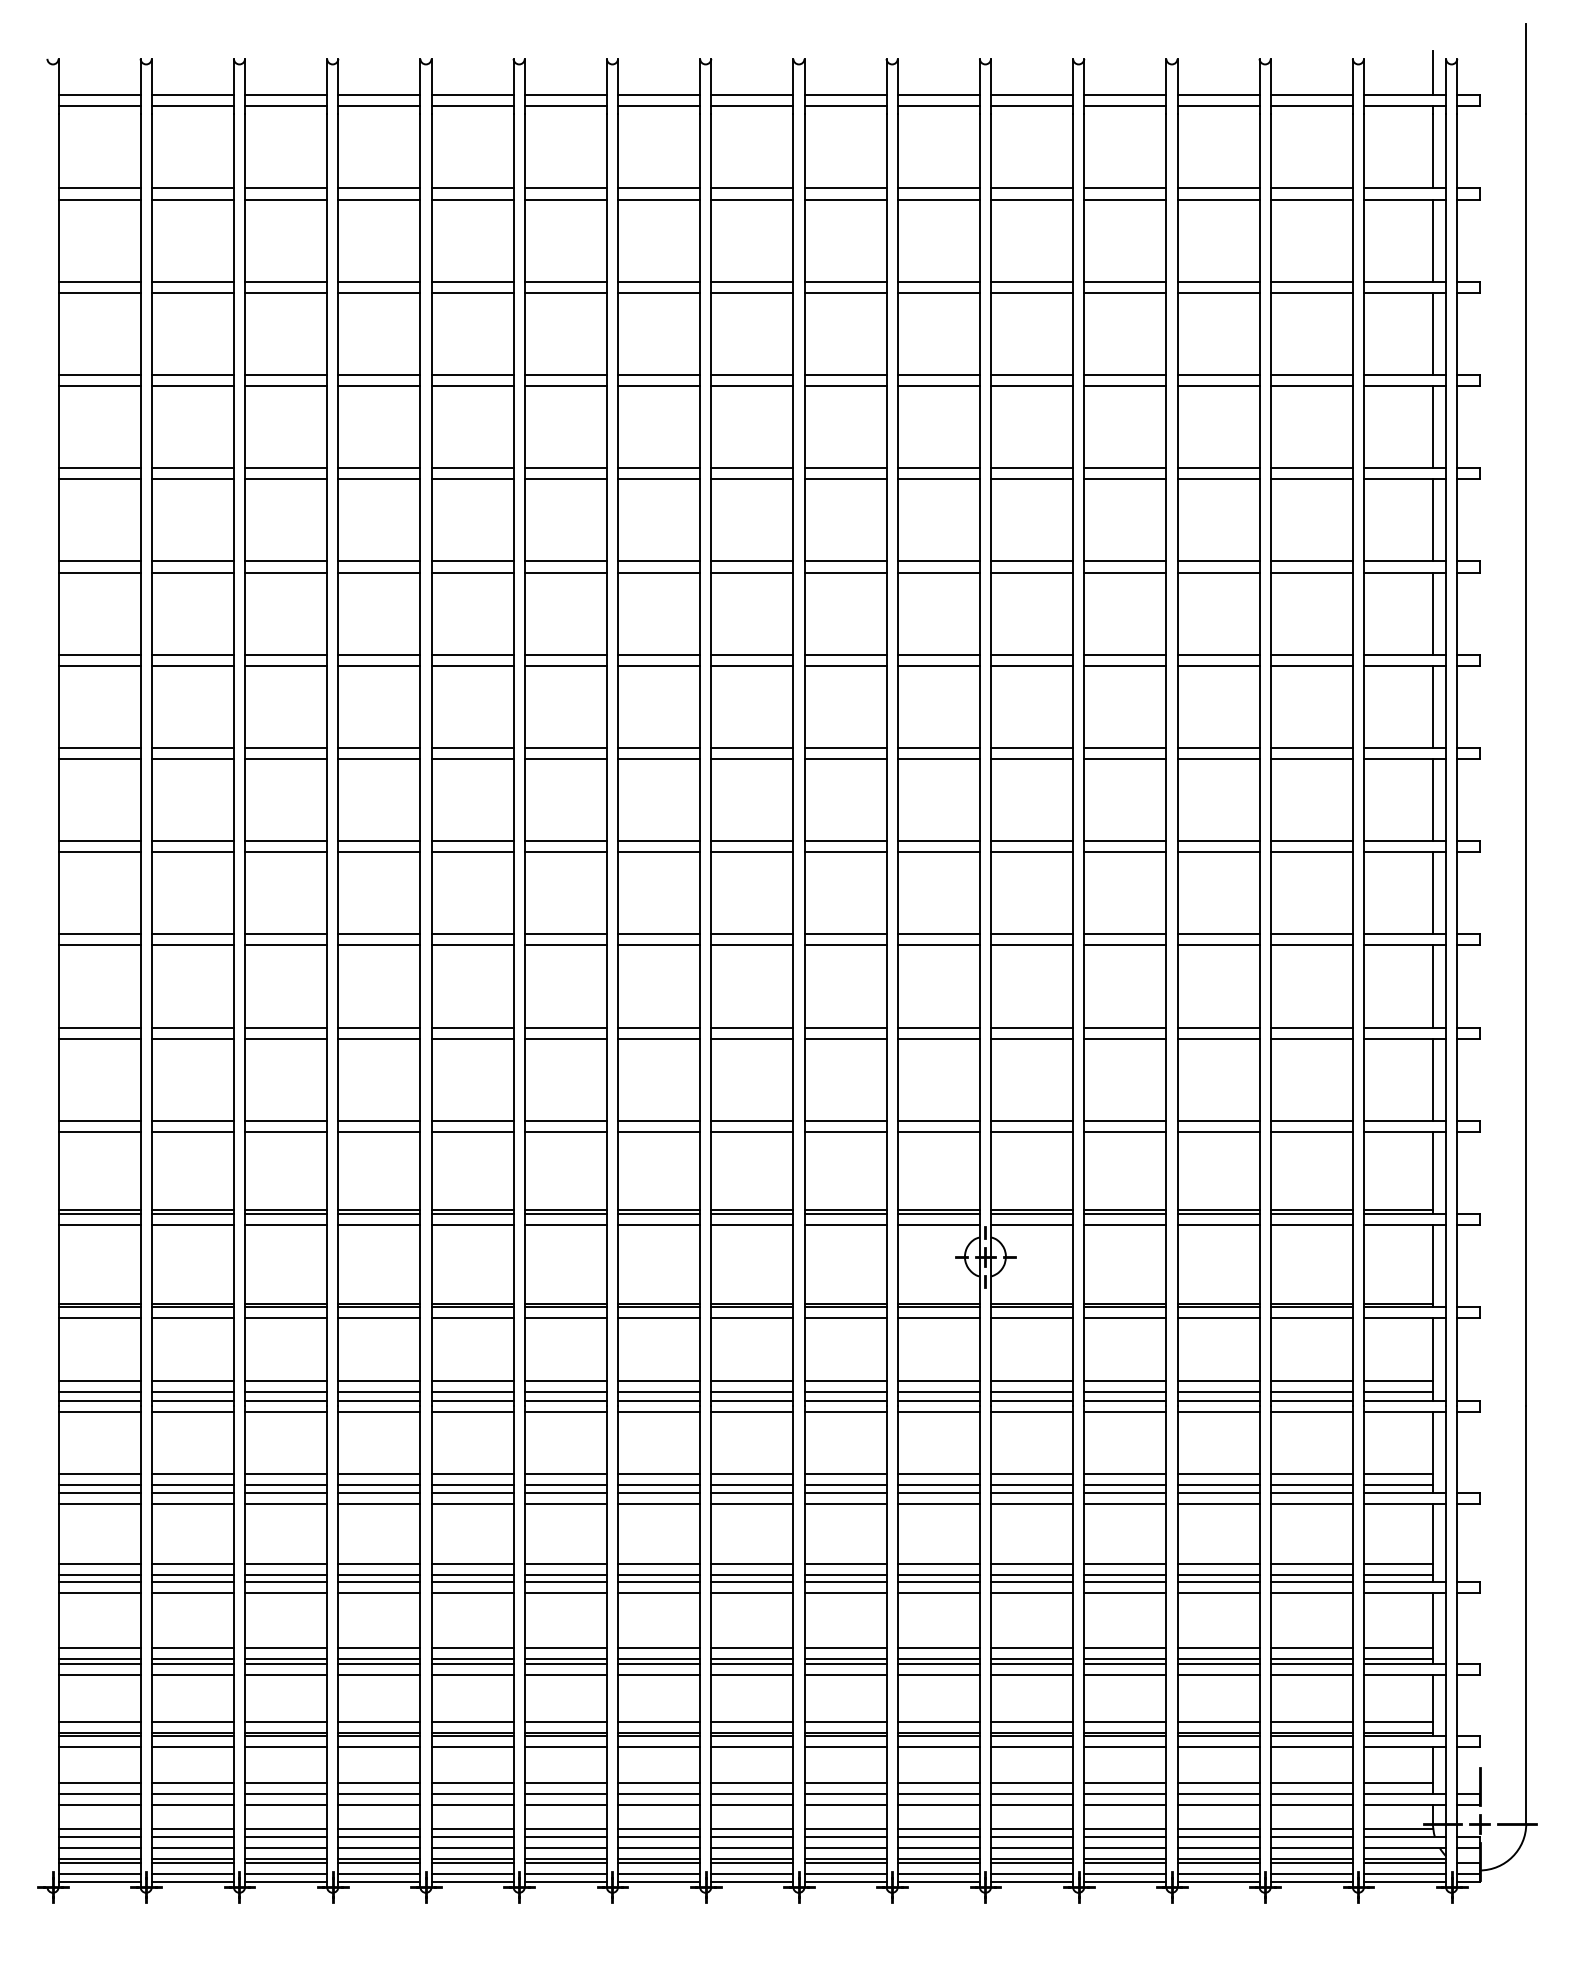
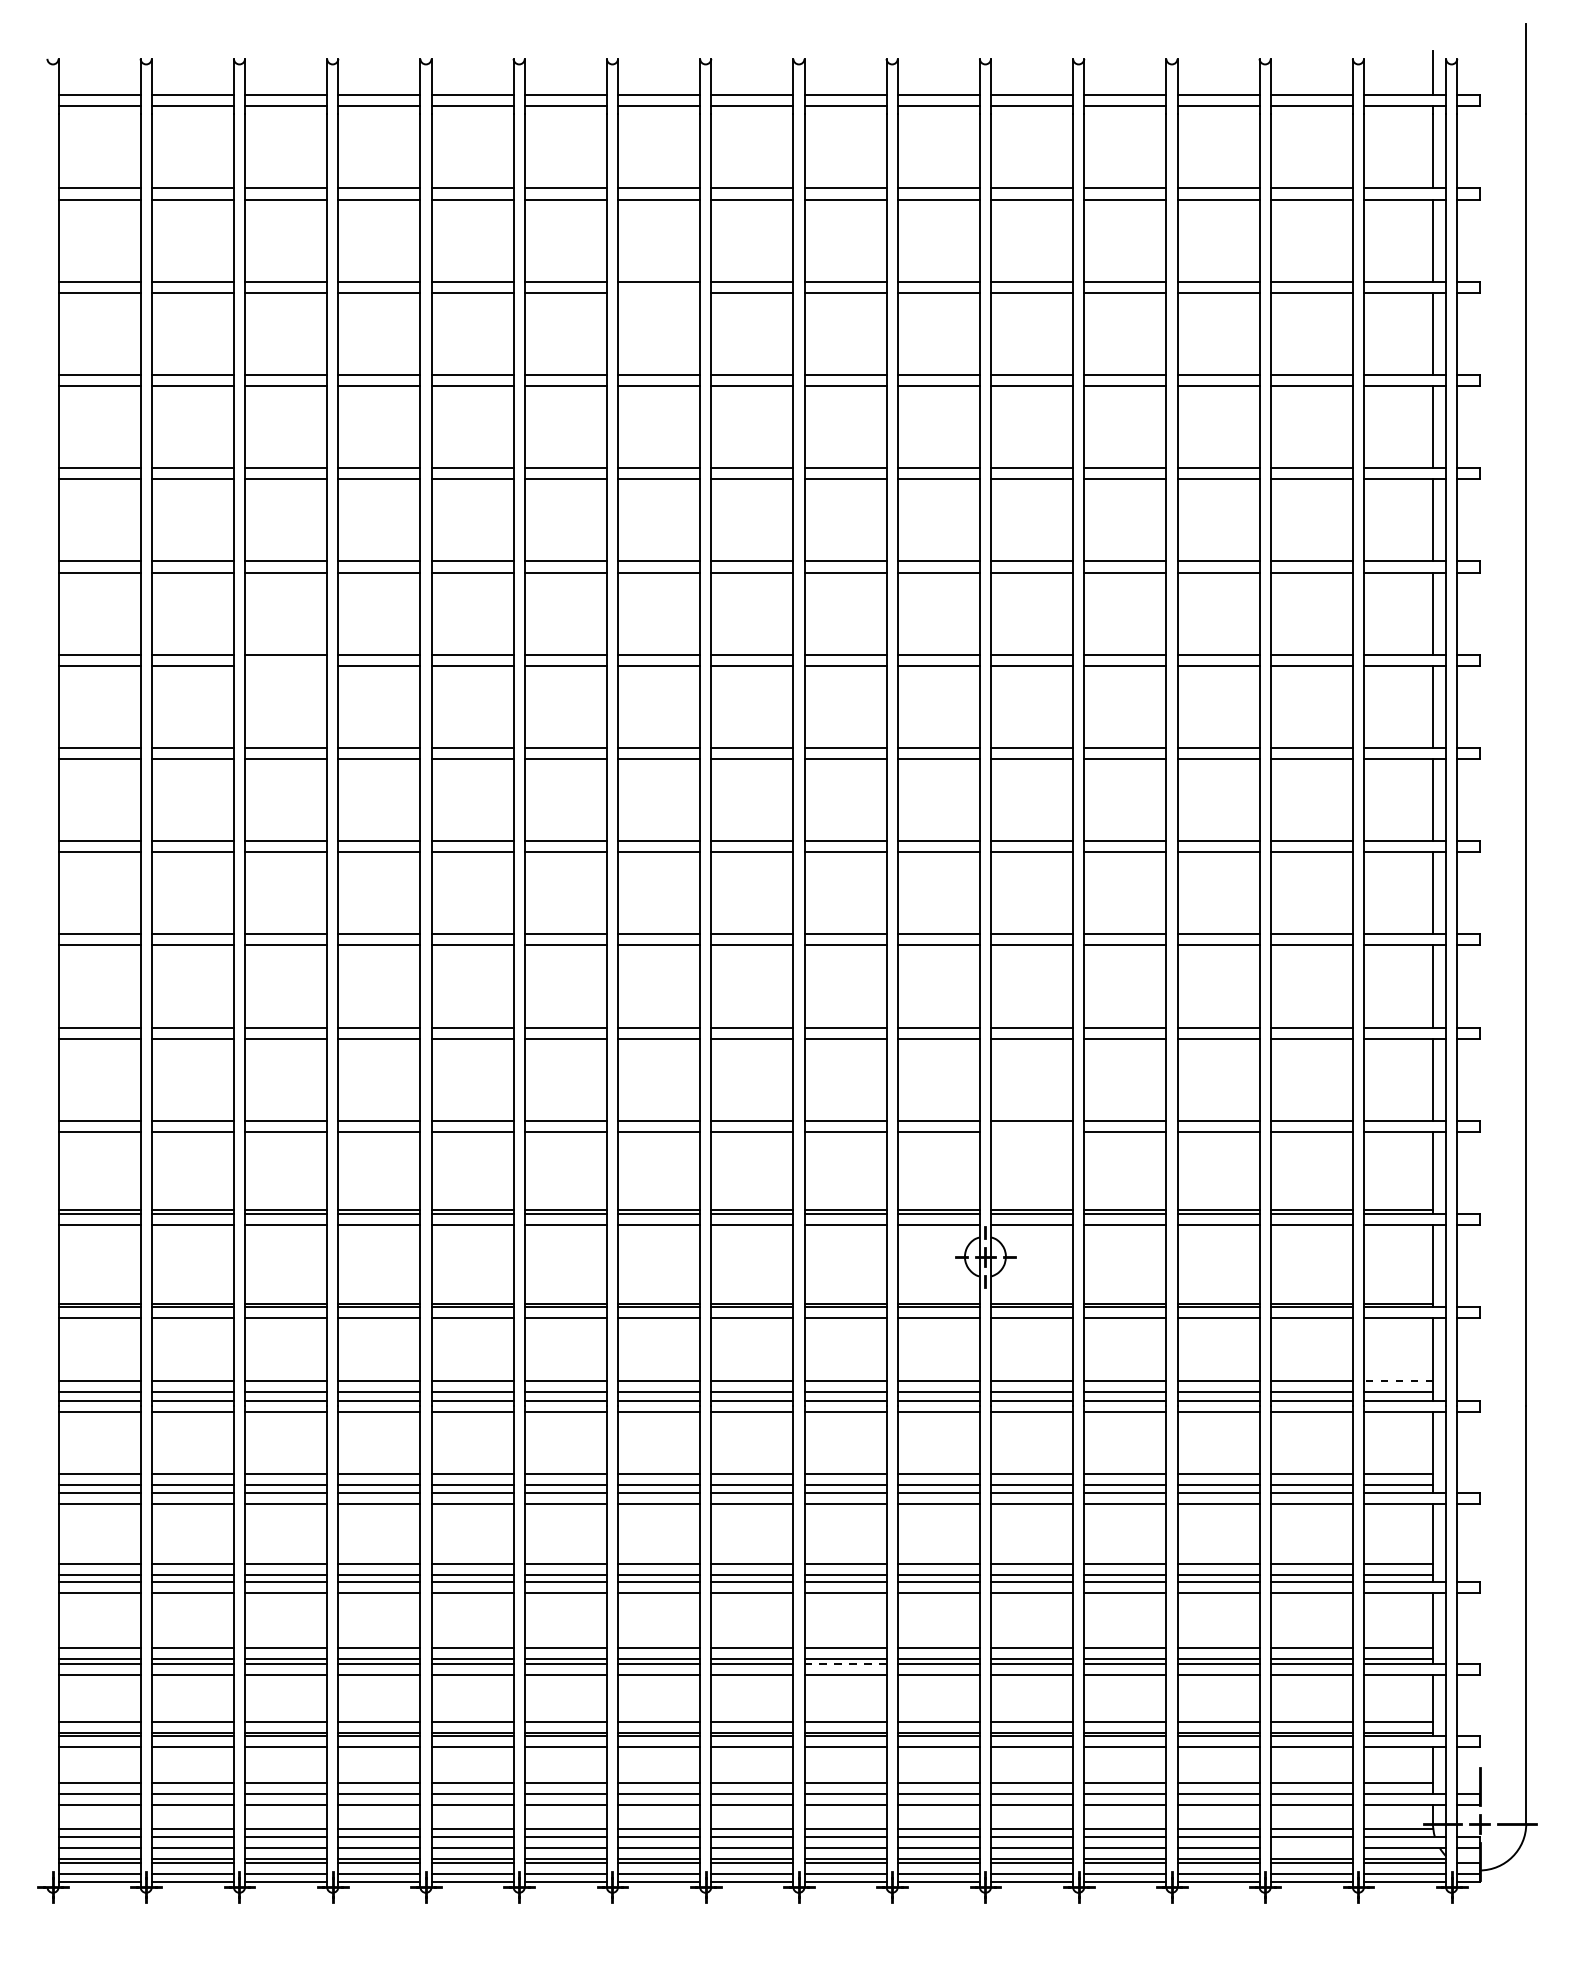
line: present -> none (659, 292)
line: present -> none (286, 665)
line: present -> none (1032, 1131)
line: solid -> dashed (1398, 1381)
line: solid -> dashed (845, 1663)
line: present -> none (1311, 1848)
